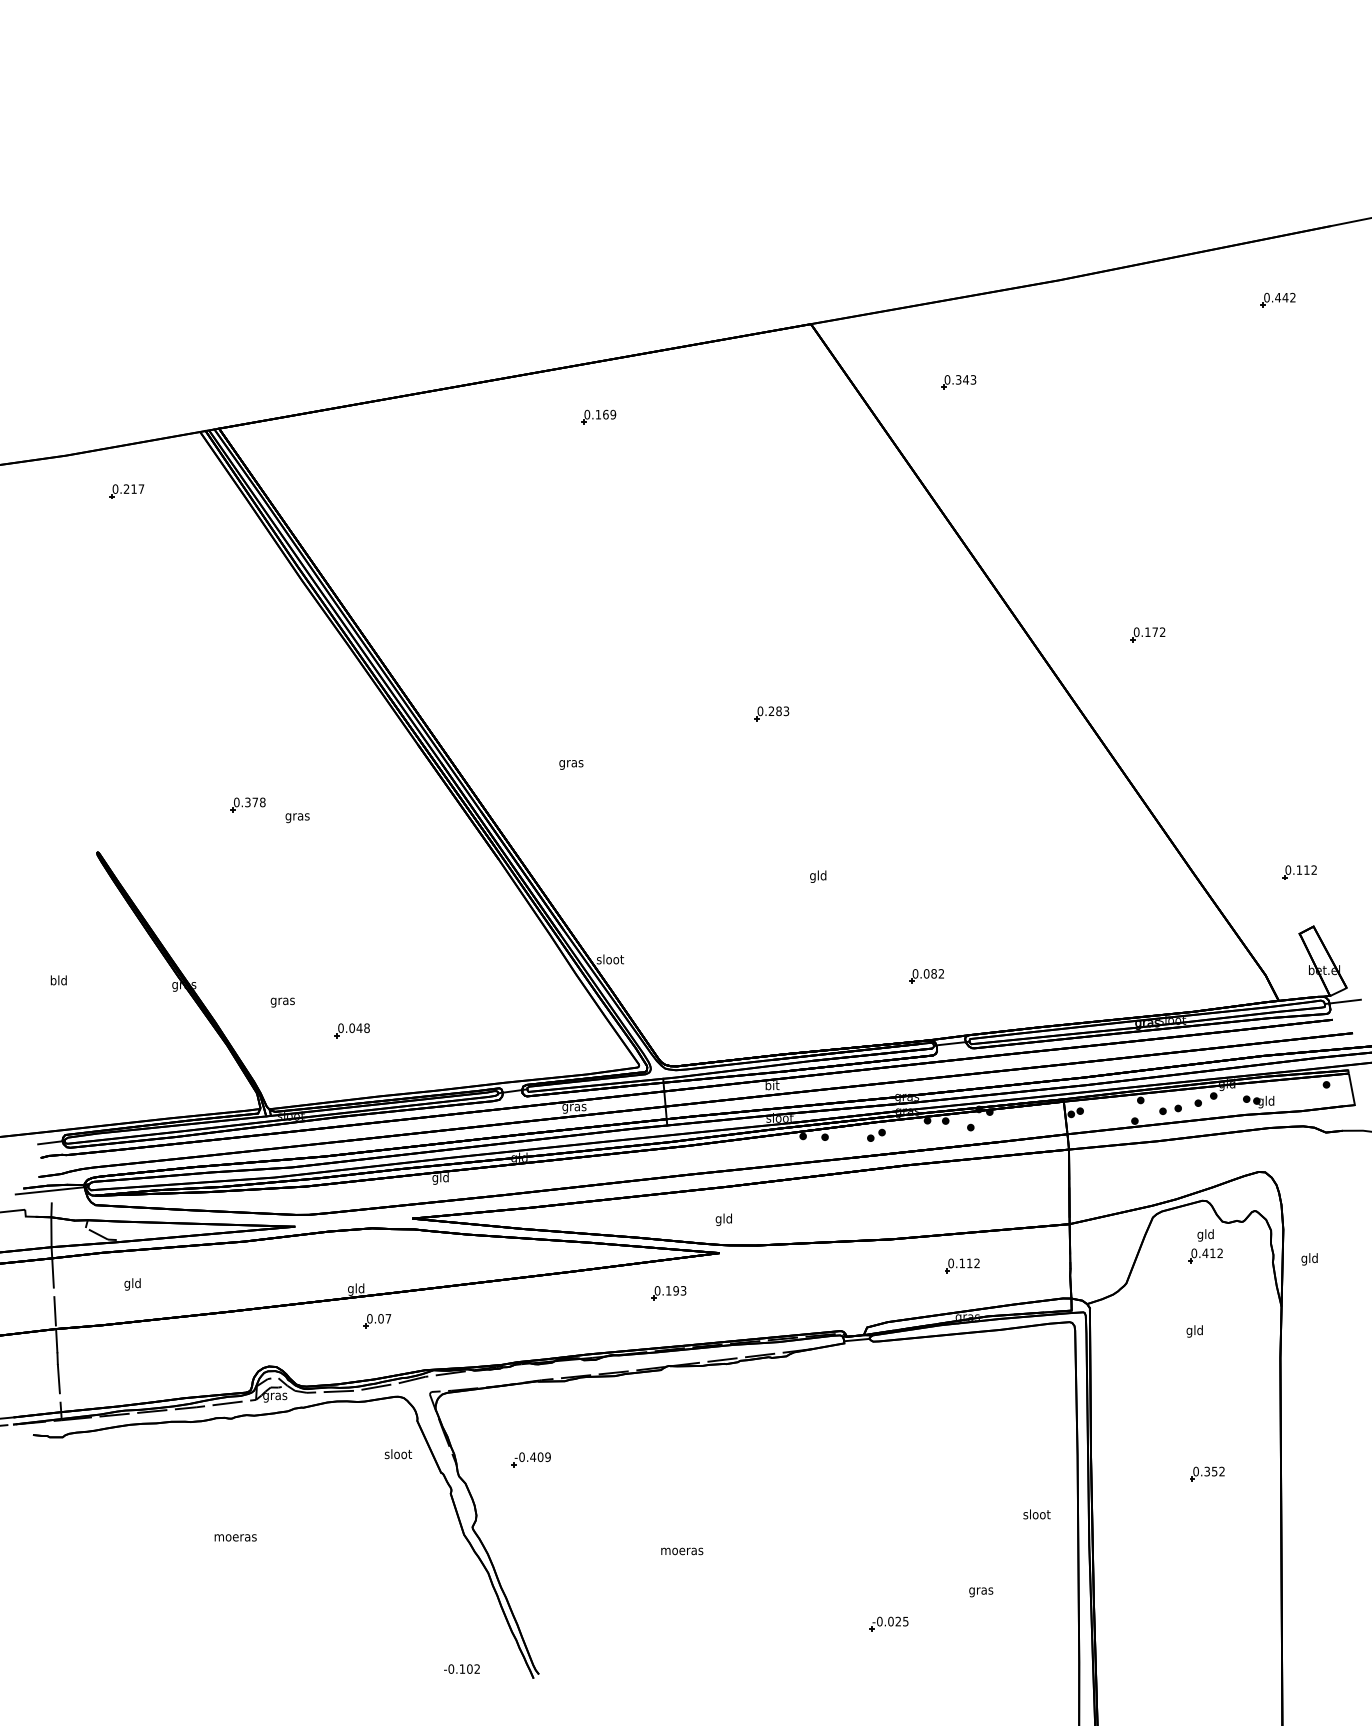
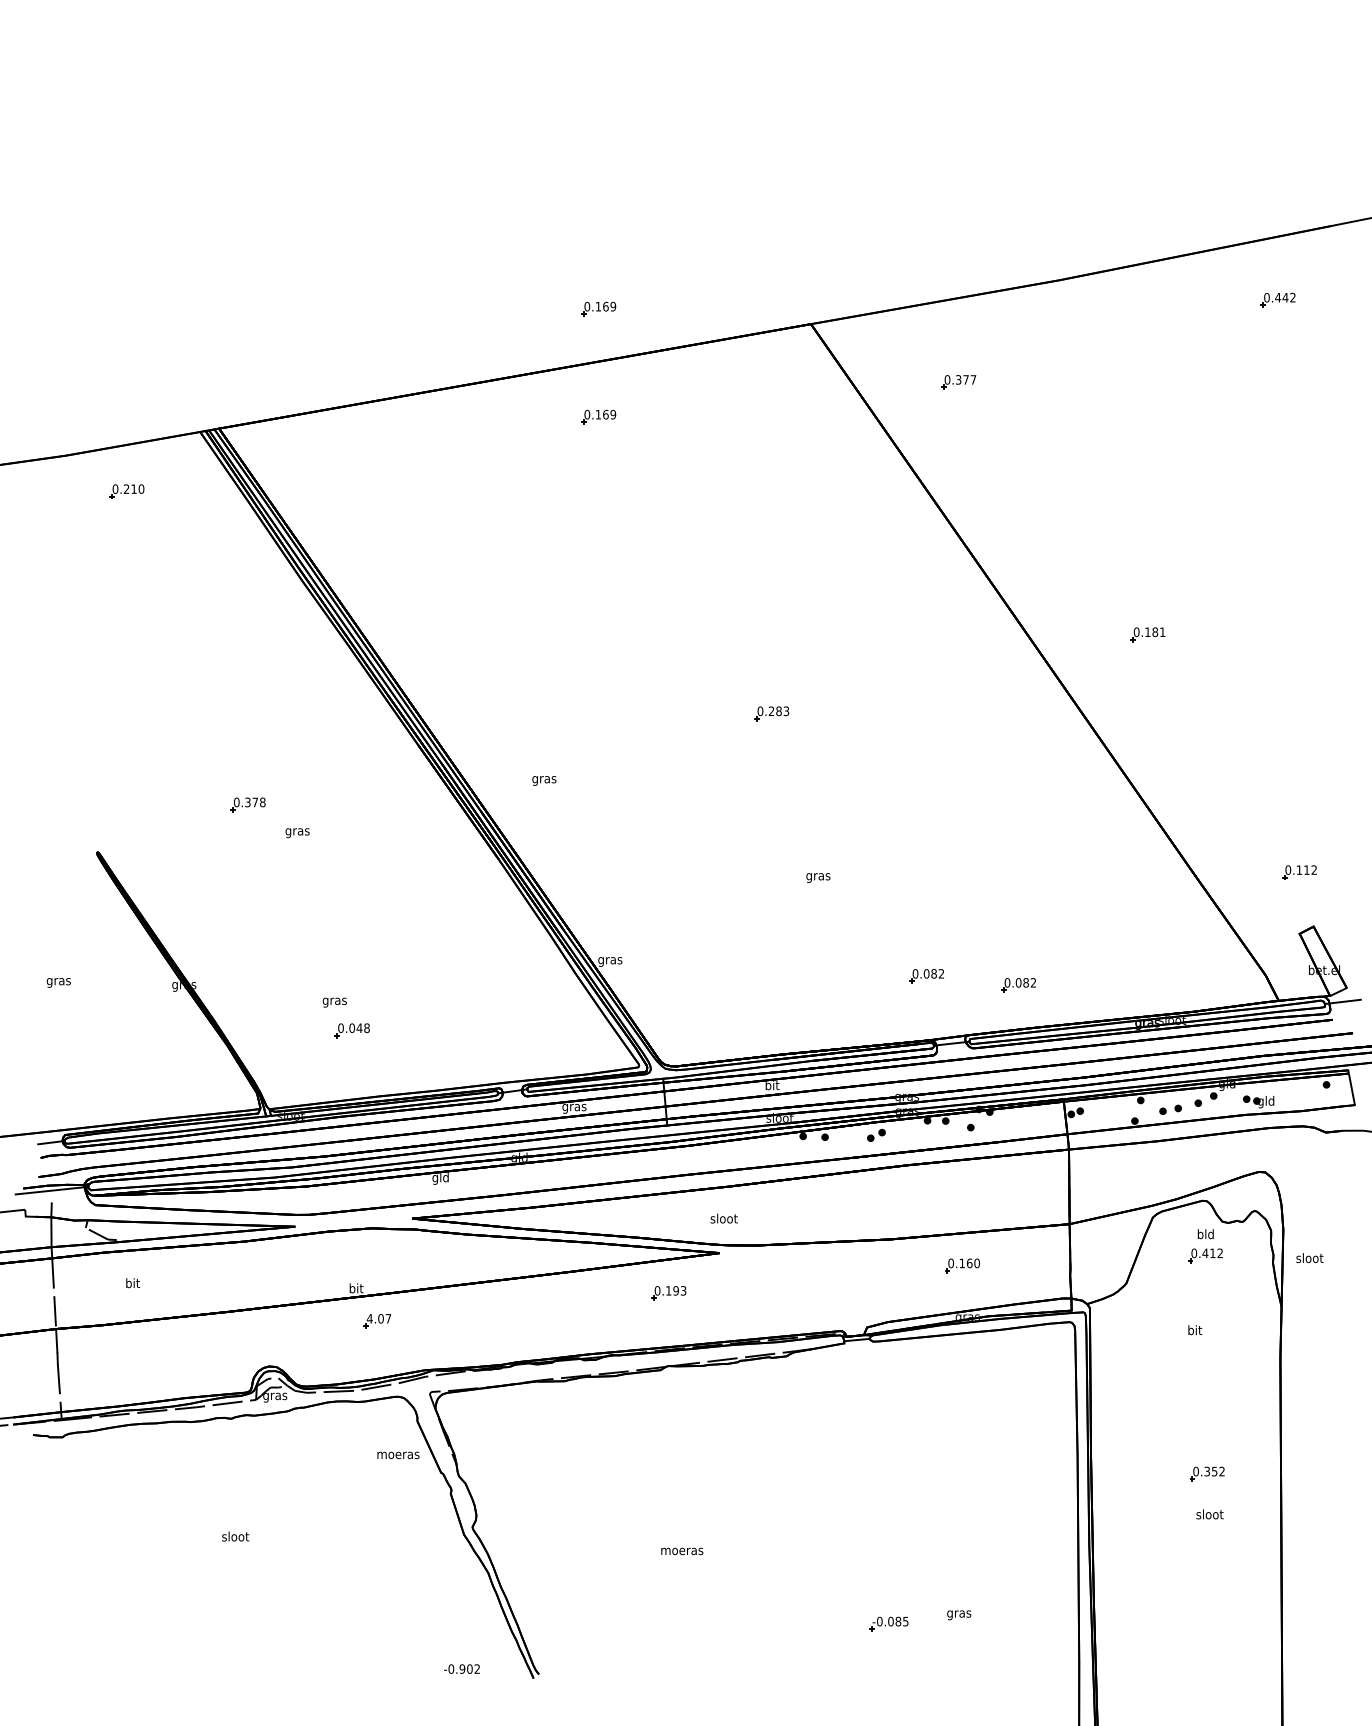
part: none -> present (598, 308)
text: 0.343 -> 0.377 (969, 379)
text: 0.217 -> 0.210 (141, 488)
text: 0.172 -> 0.181 (1158, 632)
text position: (571, 764) -> (544, 780) (544, 780)
text position: (297, 818) -> (297, 833) (297, 833)
text: gld -> gras (818, 876)
text: sloot -> gras (610, 960)
text: bld -> gras (58, 981)
part: none -> present (1018, 985)
text position: (282, 1002) -> (334, 1002) (334, 1002)
text: gld -> sloot (723, 1219)
text: gld -> bld (1200, 1235)
text: gld -> sloot (1309, 1259)
text: 0.112 -> 0.160 (973, 1263)
text: gld -> bit (132, 1284)
text: gld -> bit (356, 1289)
text: 0.07 -> 4.07 (369, 1318)
text: gld -> bit (1194, 1331)
text: sloot -> moeras (398, 1454)
part: present -> none (530, 1459)
text position: (1036, 1514) -> (1209, 1514) (1209, 1514)
text: moeras -> sloot (235, 1536)
text position: (981, 1592) -> (959, 1615) (959, 1615)
text: -0.025 -> -0.085 (898, 1621)
text: -0.102 -> -0.902 (462, 1668)
